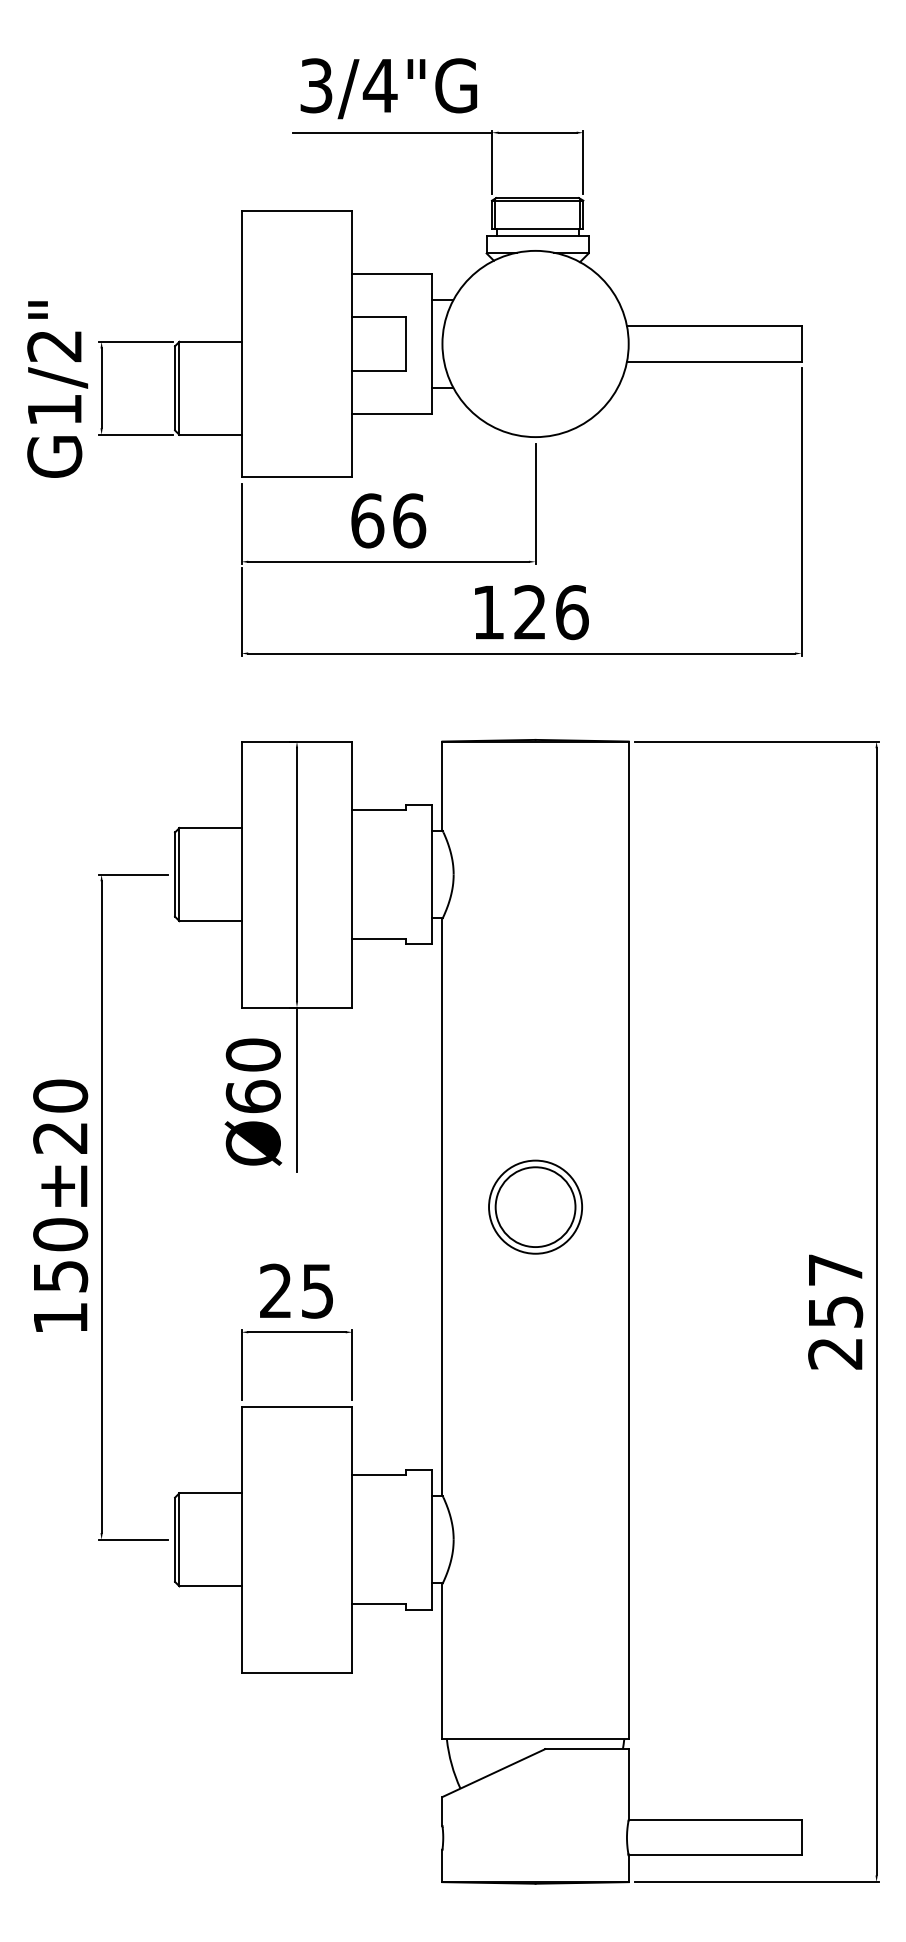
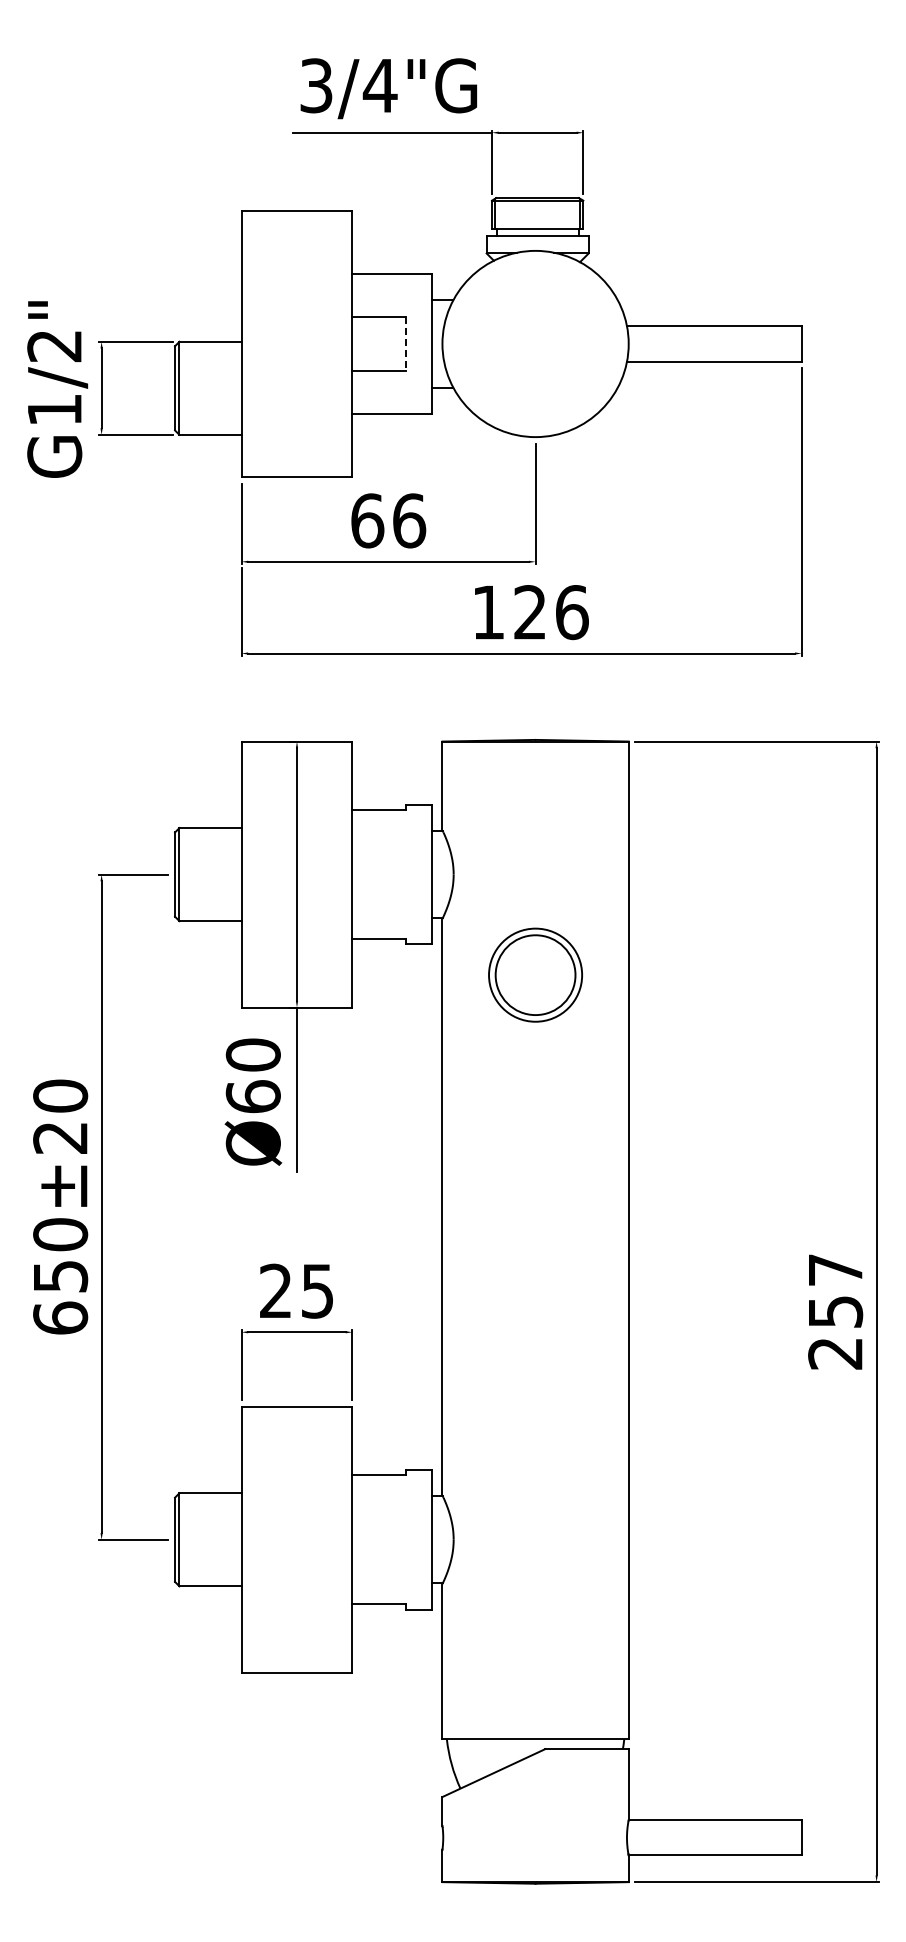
line: solid -> dashed (405, 344)
part position: (535, 1206) -> (535, 974) (535, 974)
text: 150±20 -> 650±20 (60, 1317)
